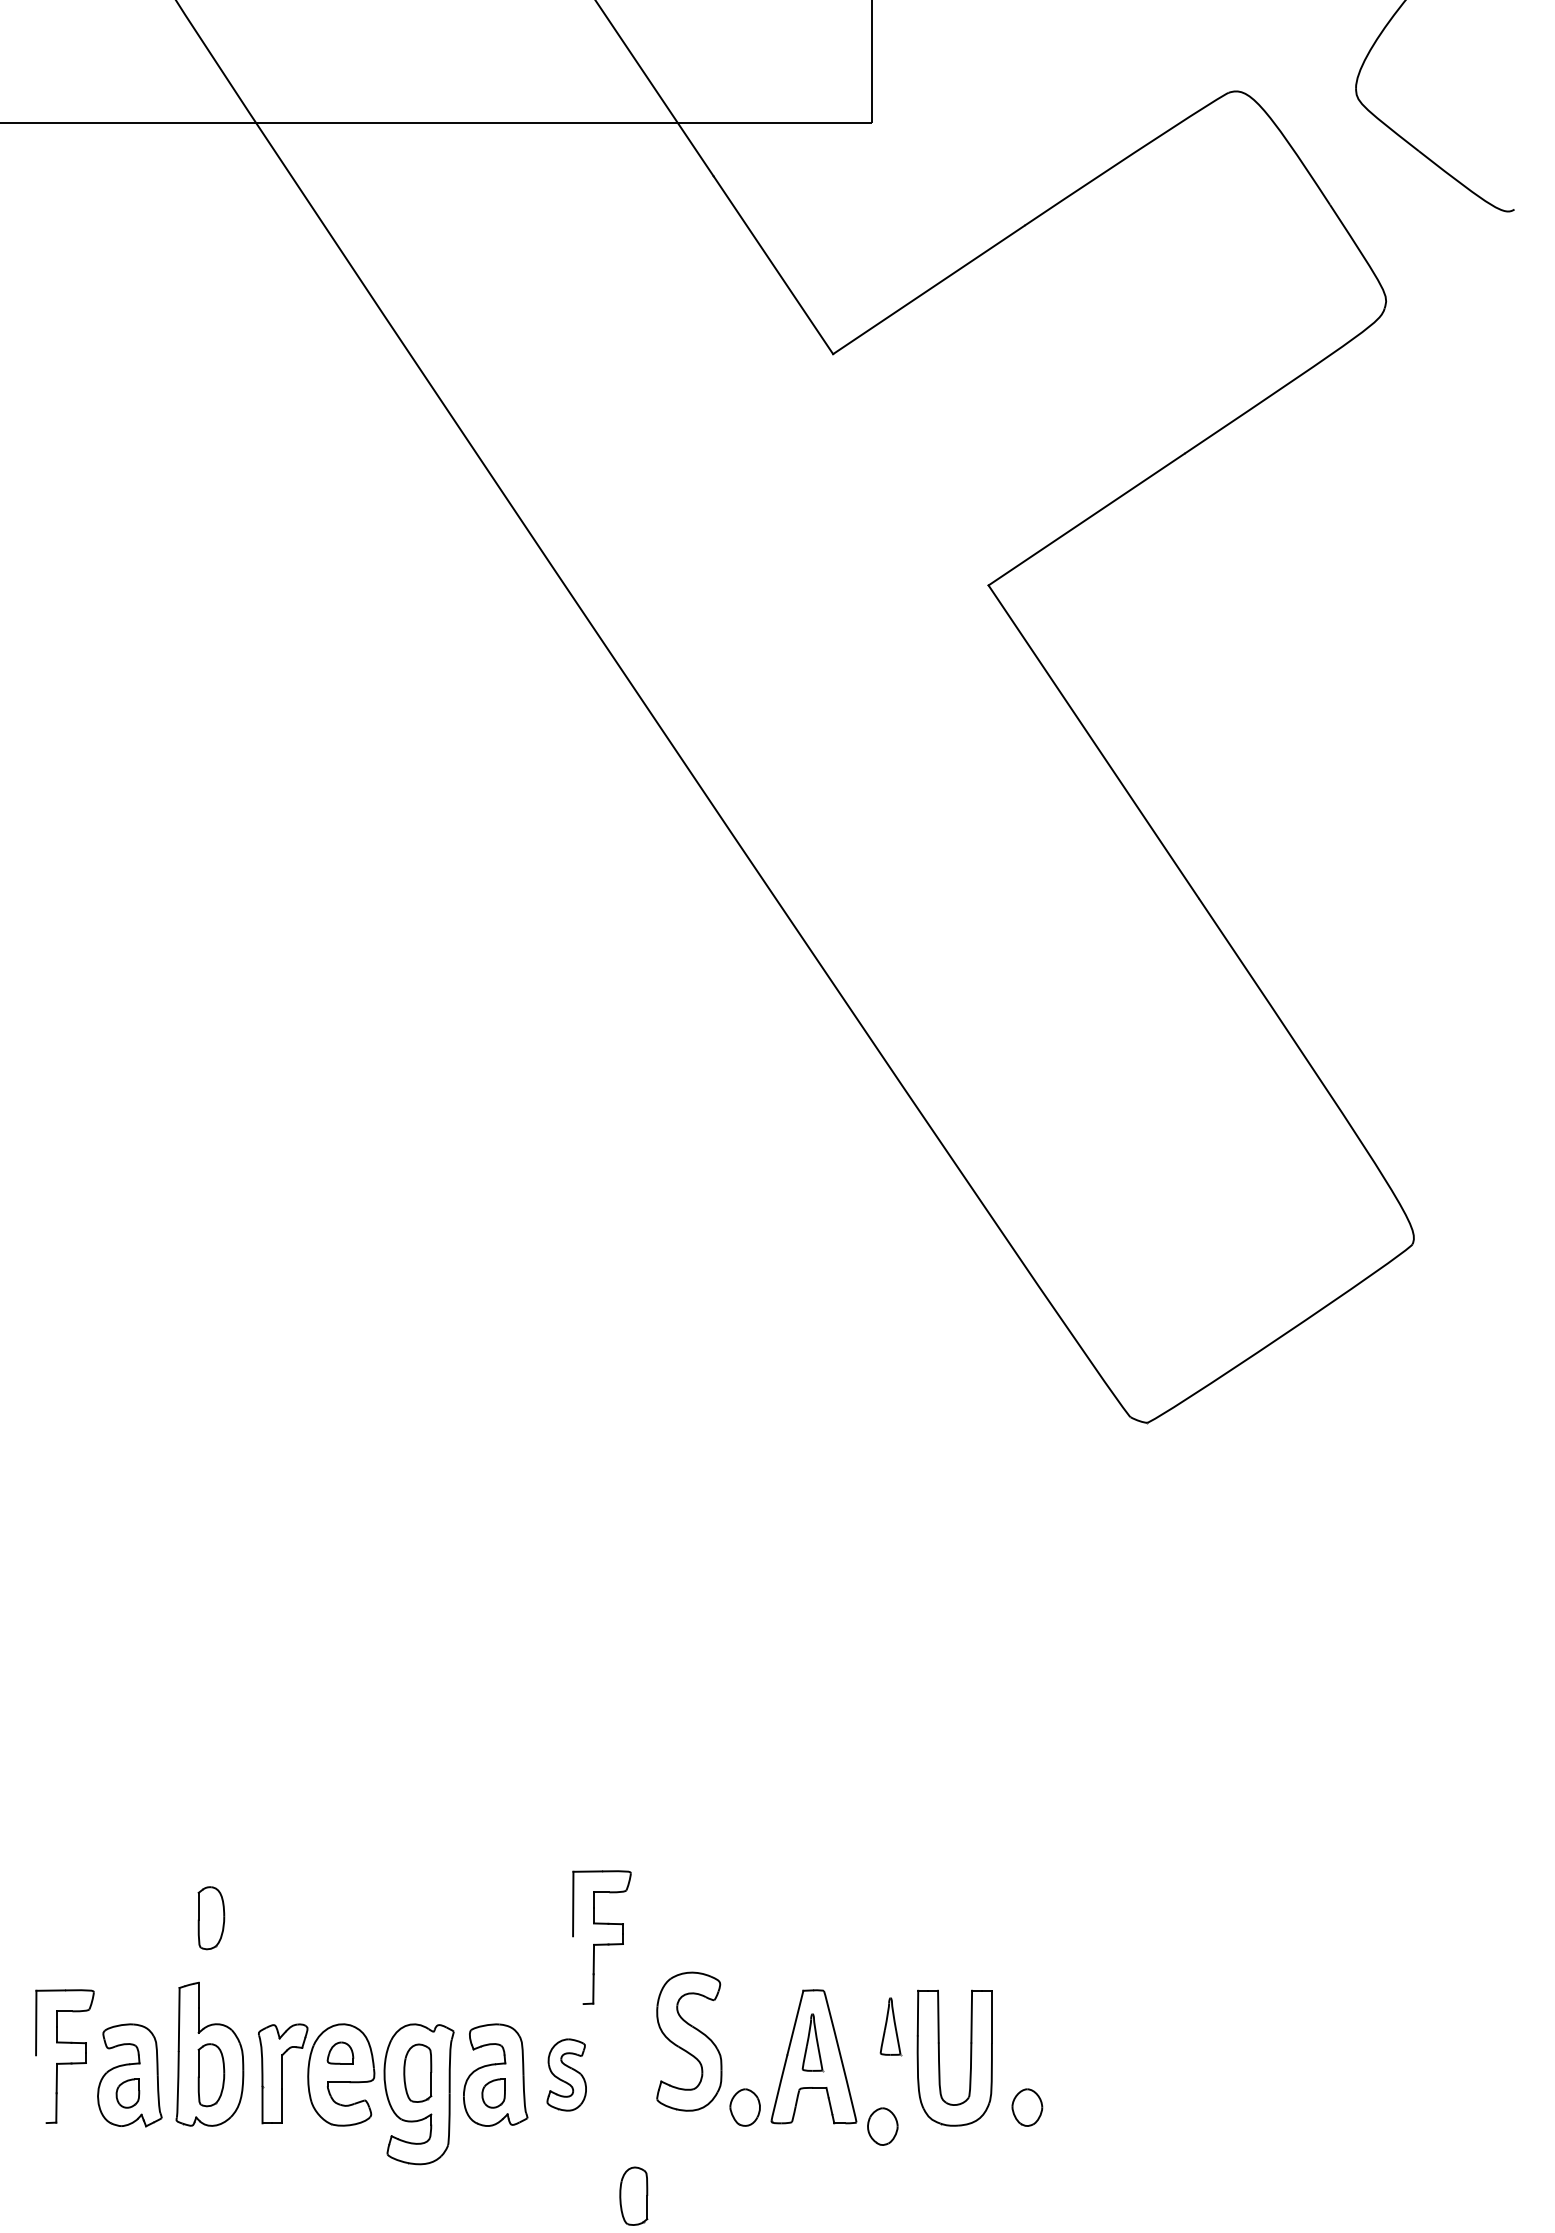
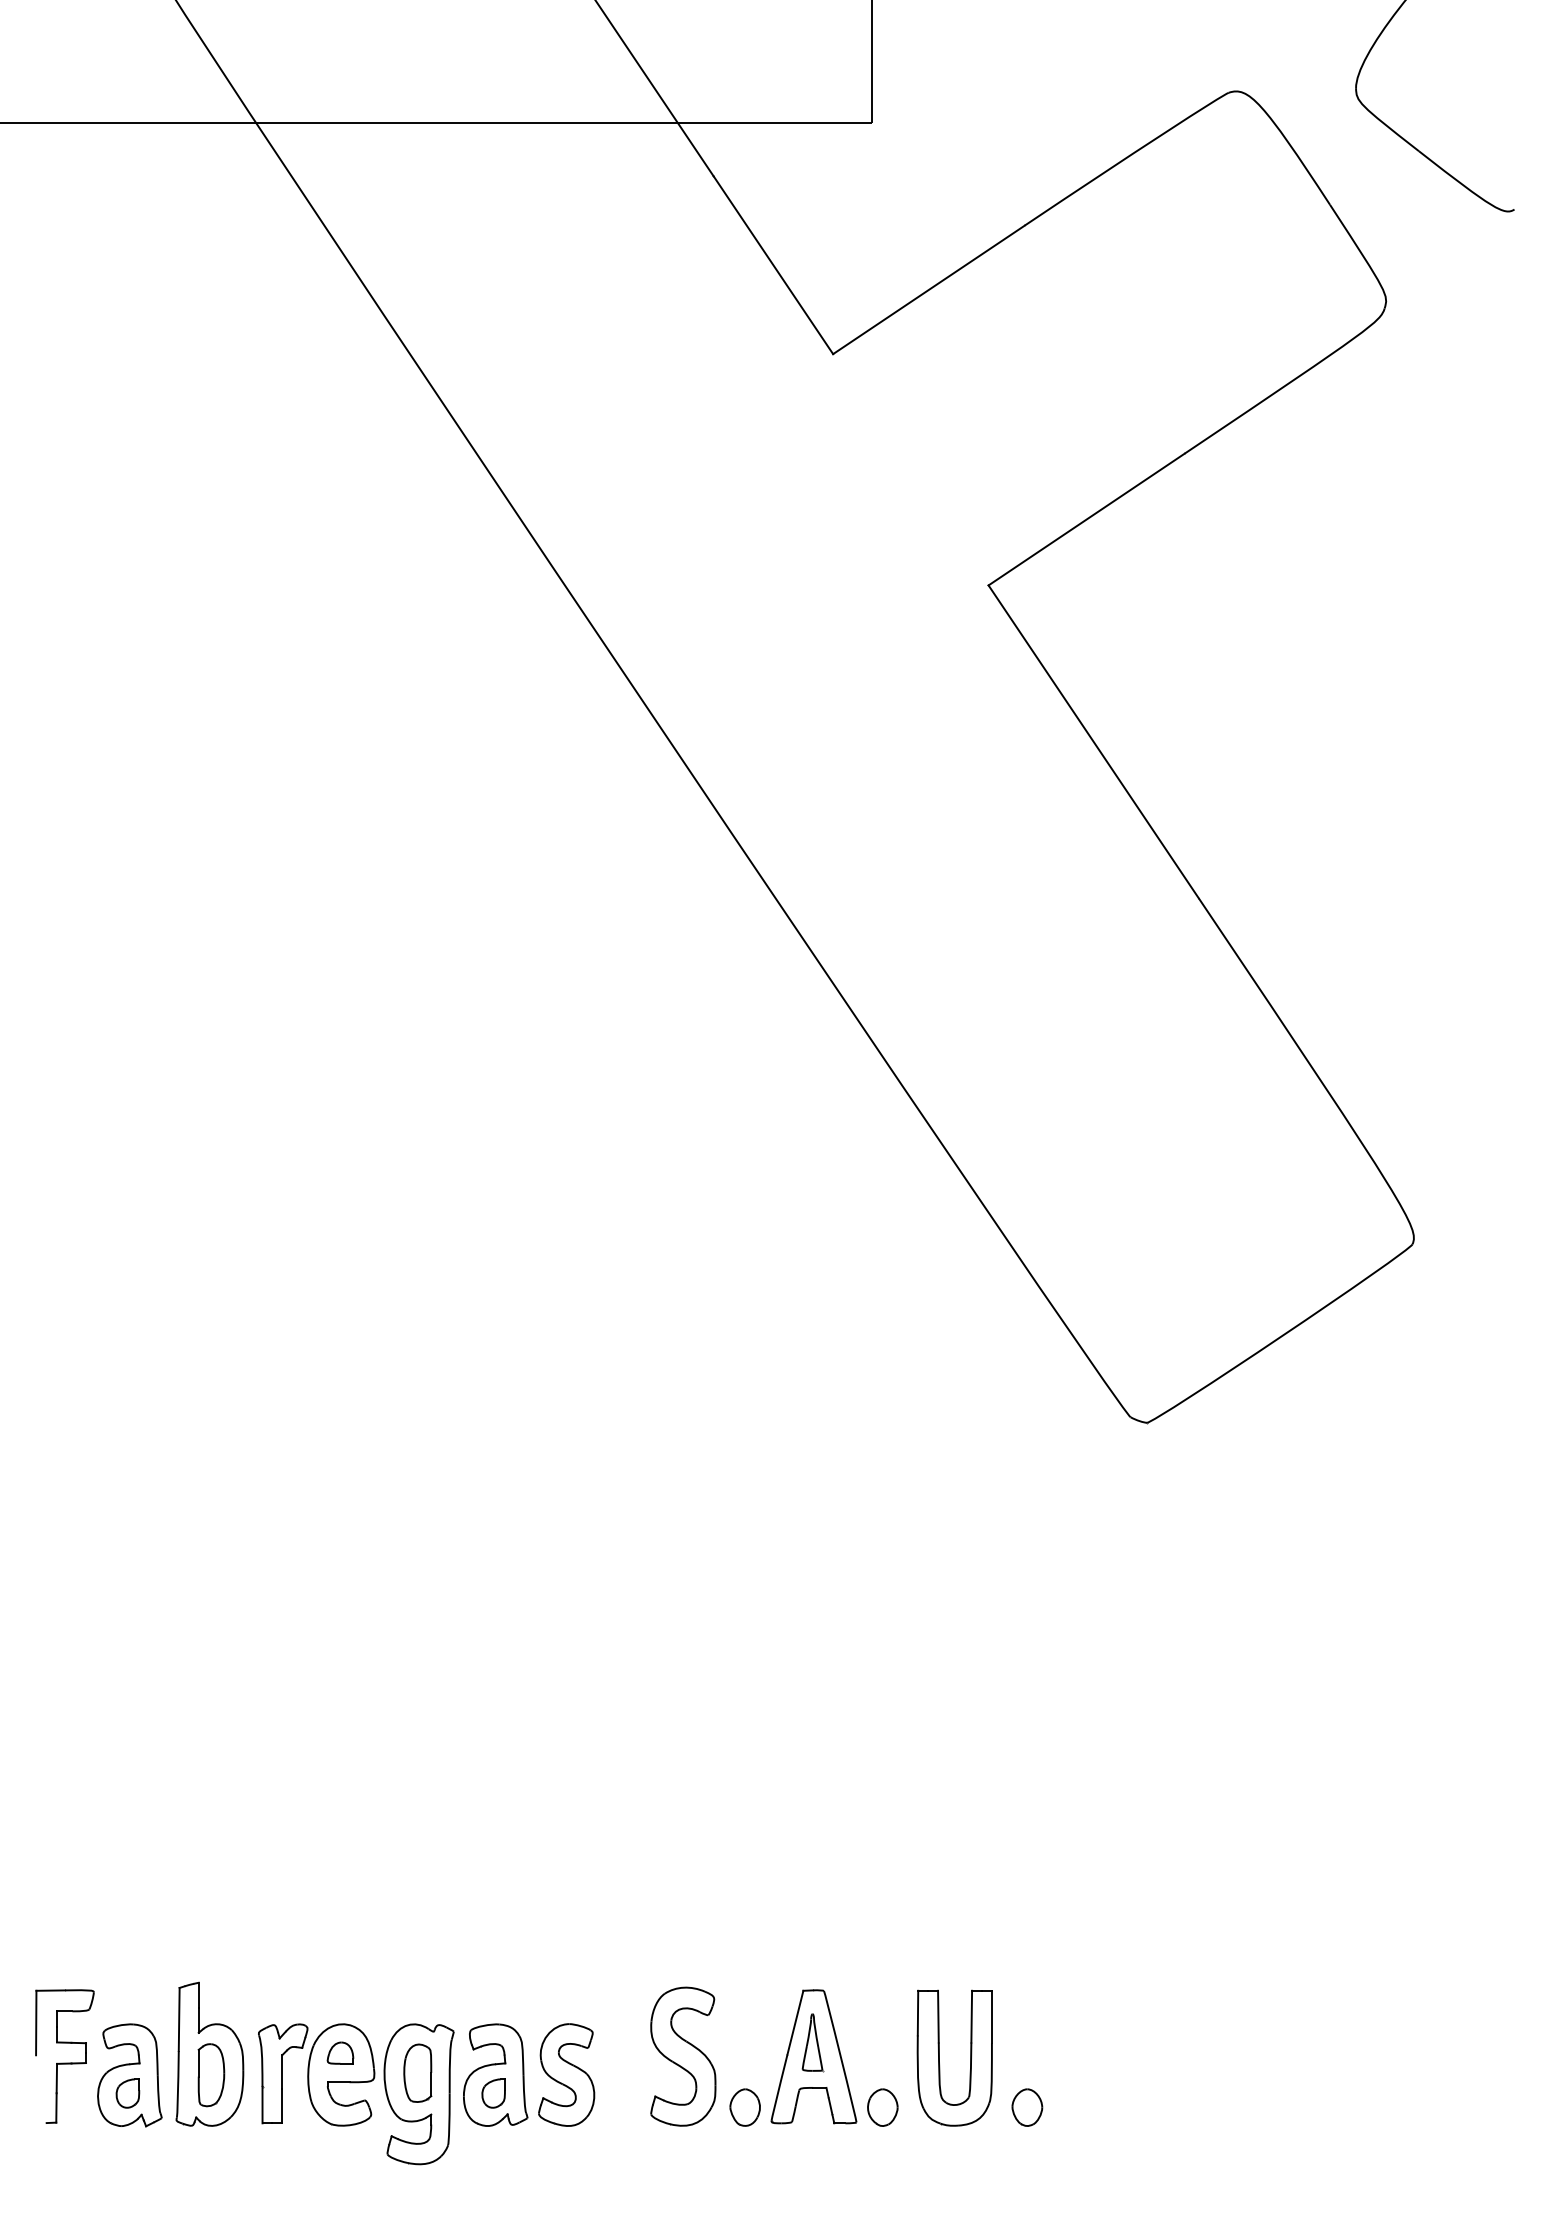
part: present -> none (211, 1918)
part: present -> none (601, 1937)
part: present -> none (890, 2026)
part position: (689, 2041) -> (683, 2056) (683, 2056)
part size: 41x74 px -> 58x104 px (566, 2074)
part position: (882, 2126) -> (882, 2107) (882, 2107)
part: present -> none (633, 2195)
